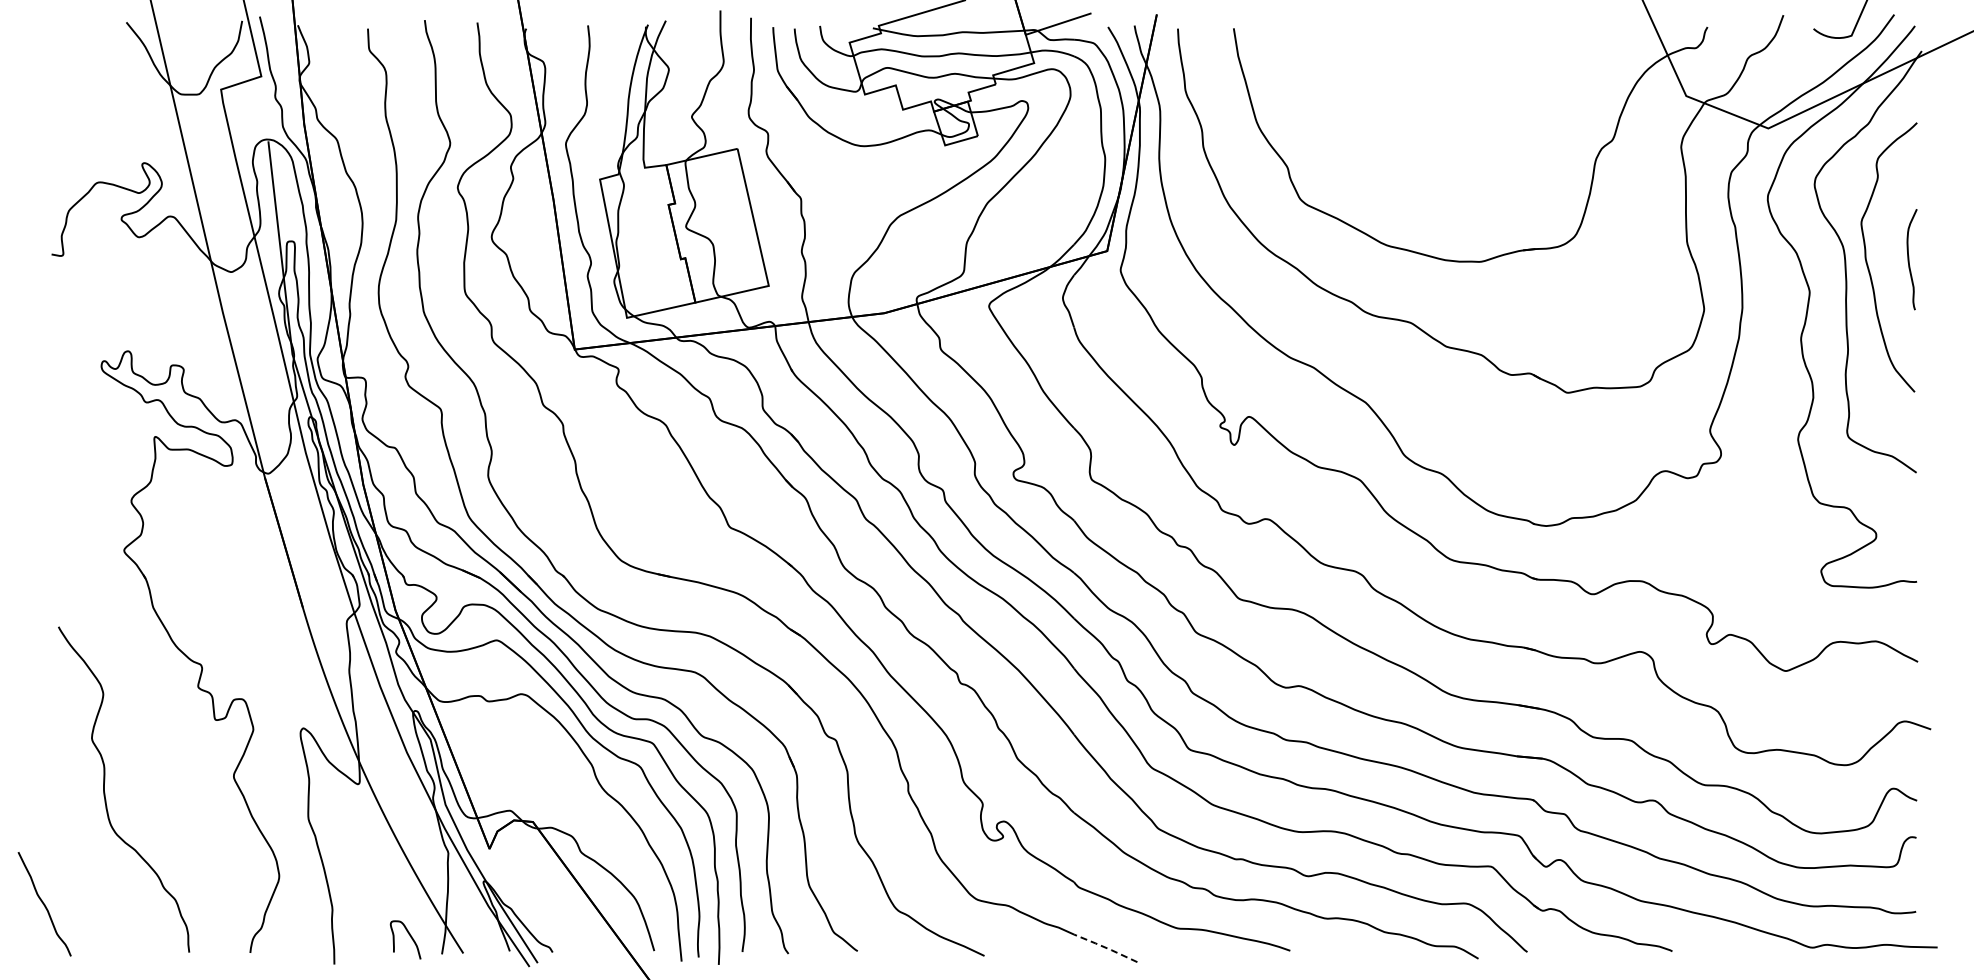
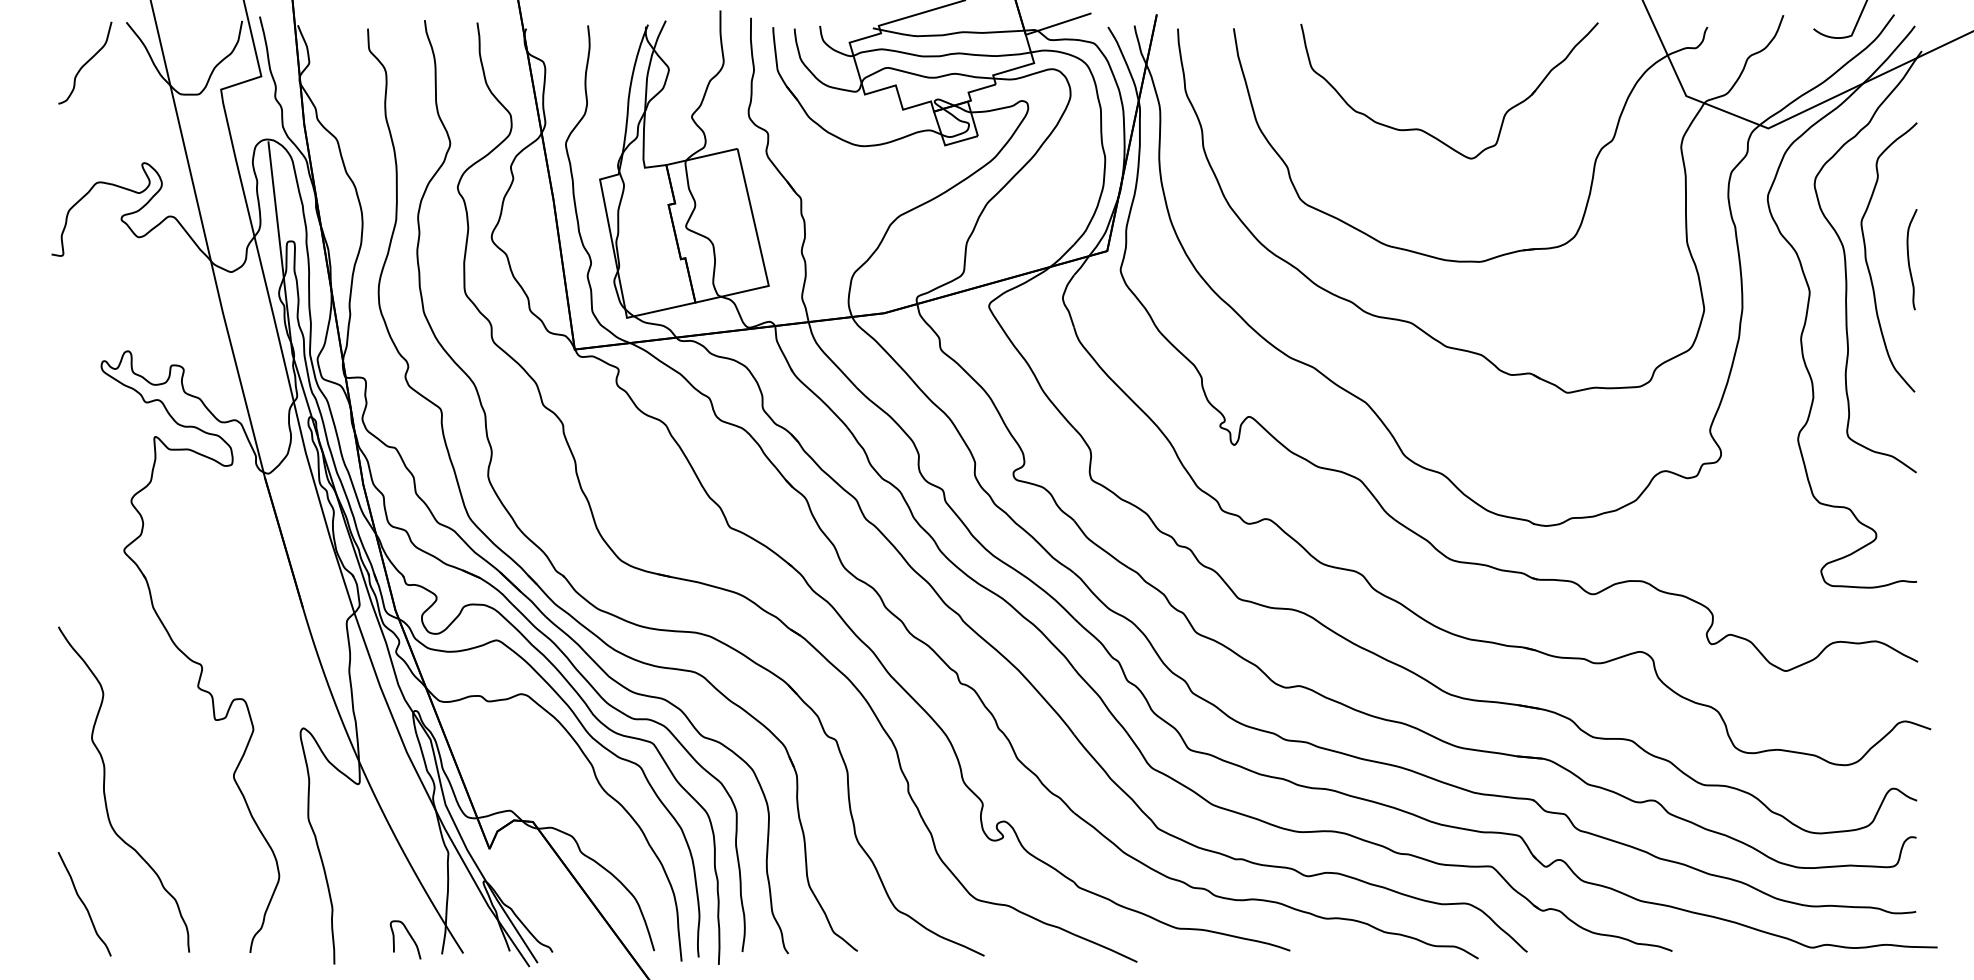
curve: none -> present (85, 62)
part: none -> present (1426, 131)
curve position: (44, 904) -> (84, 904) (84, 904)
line: dashed -> solid (1105, 947)
